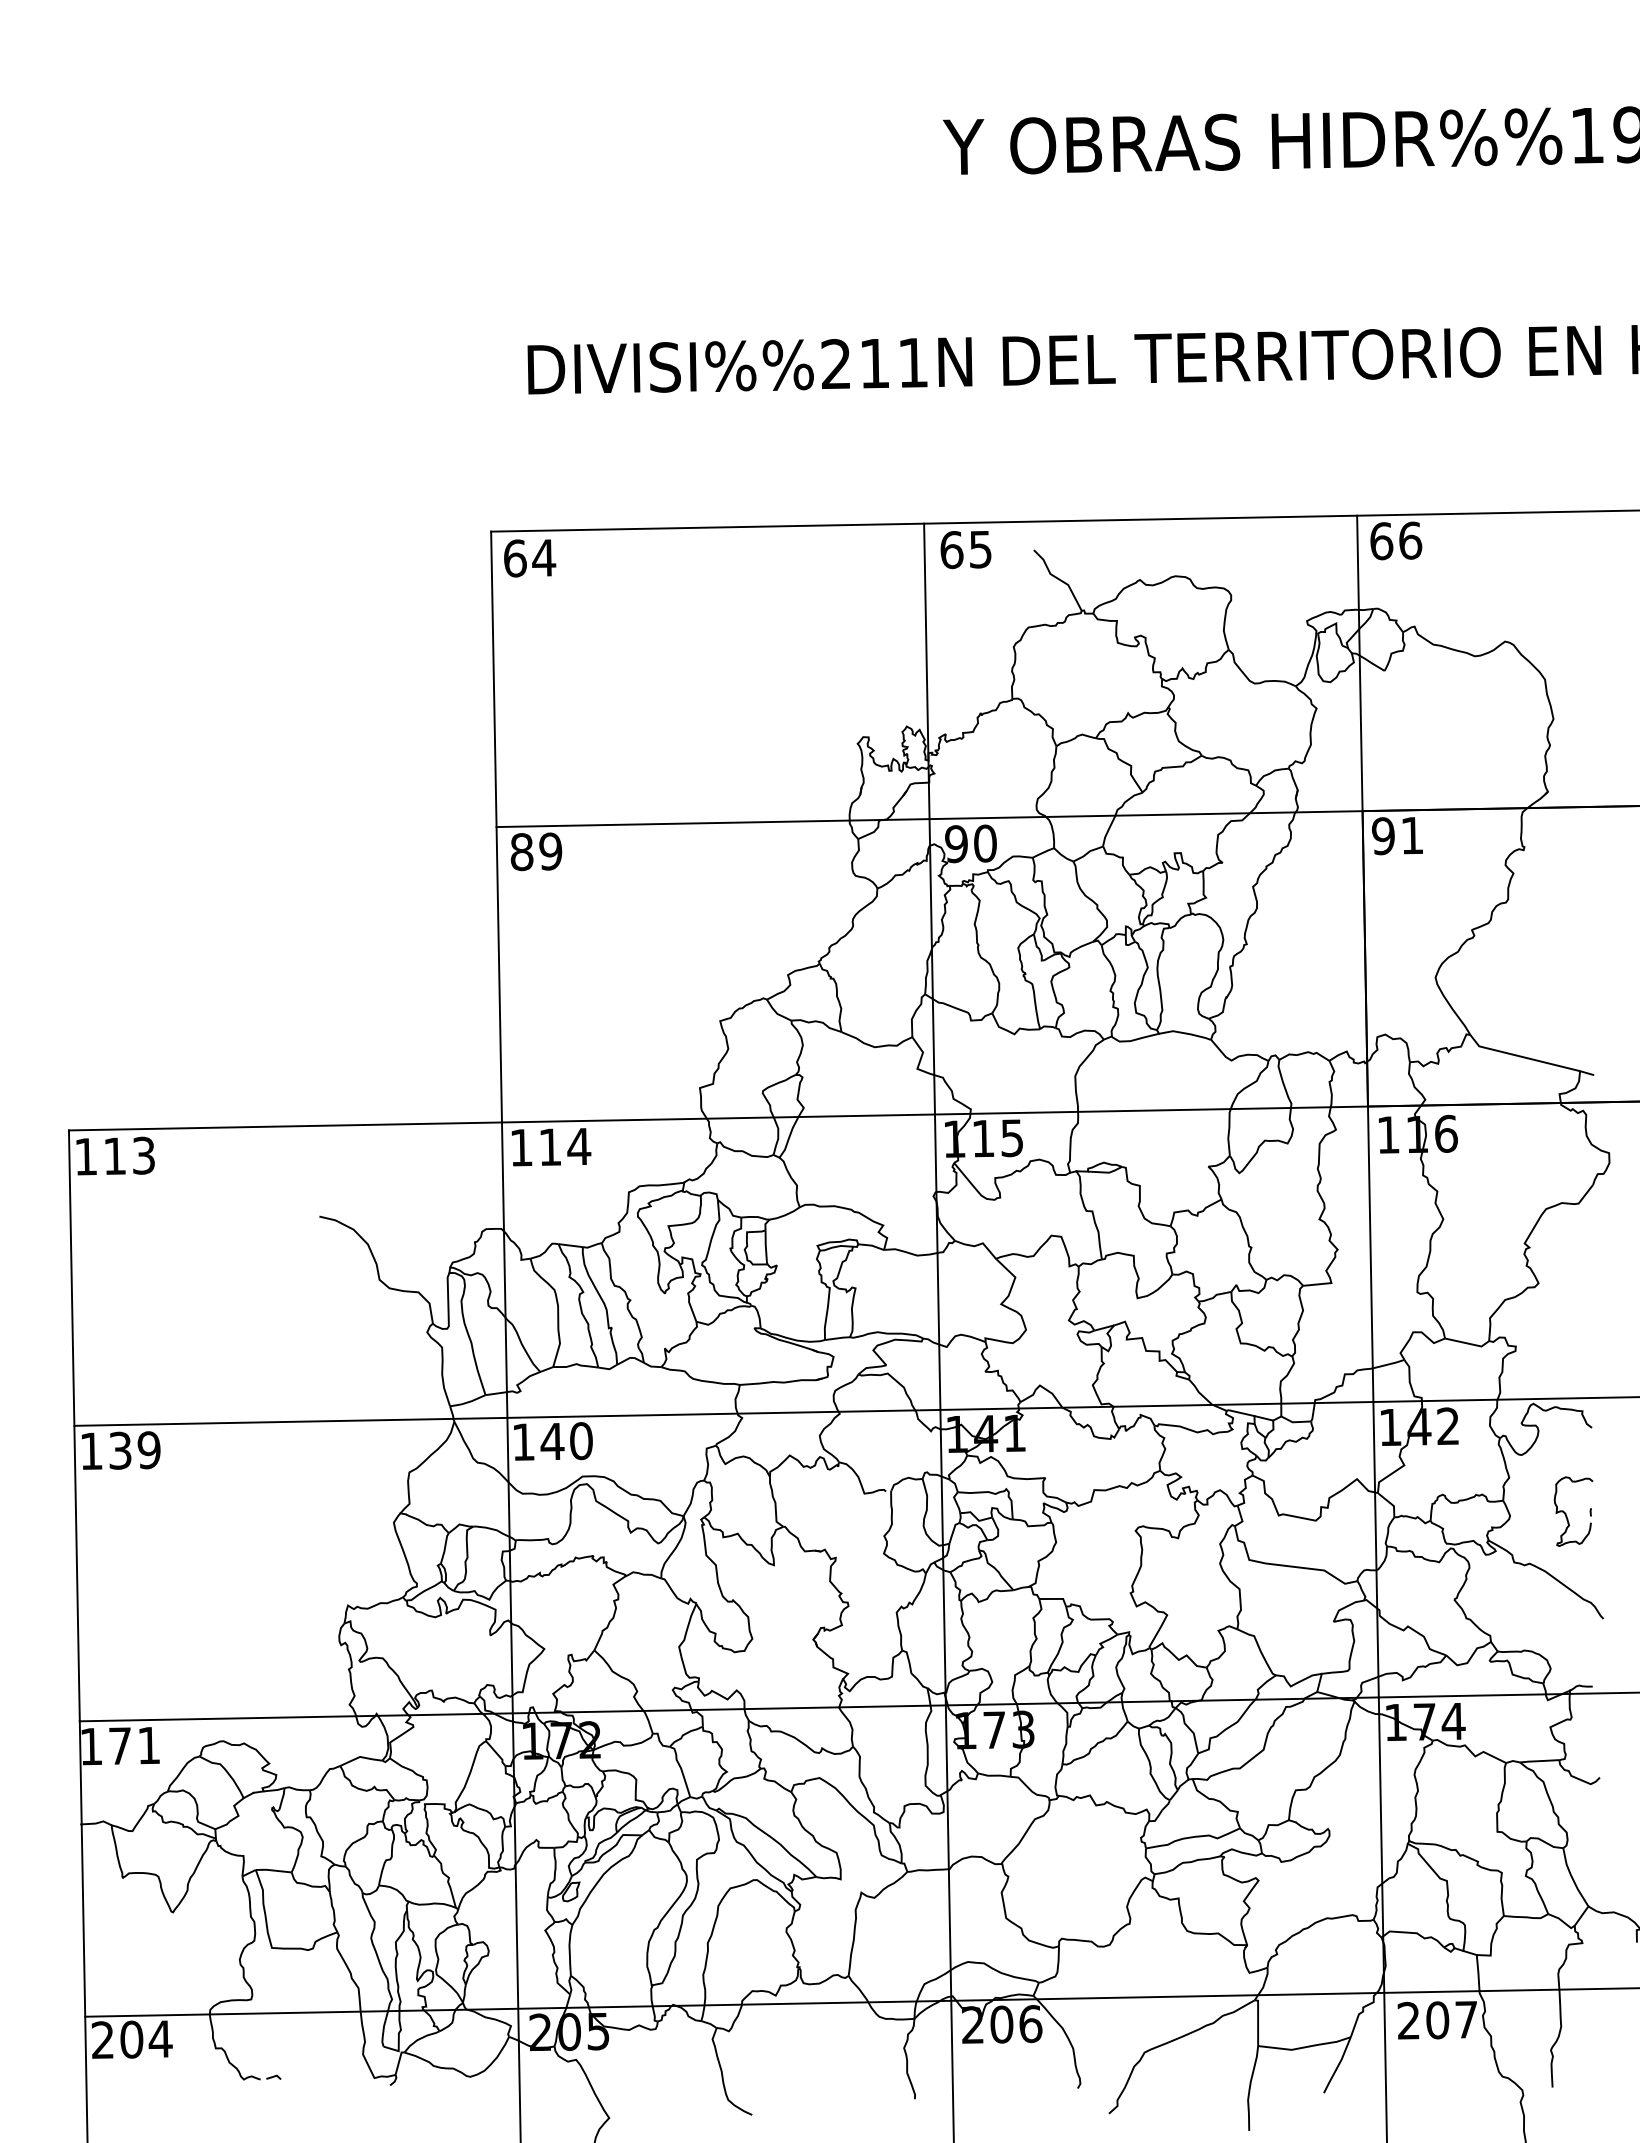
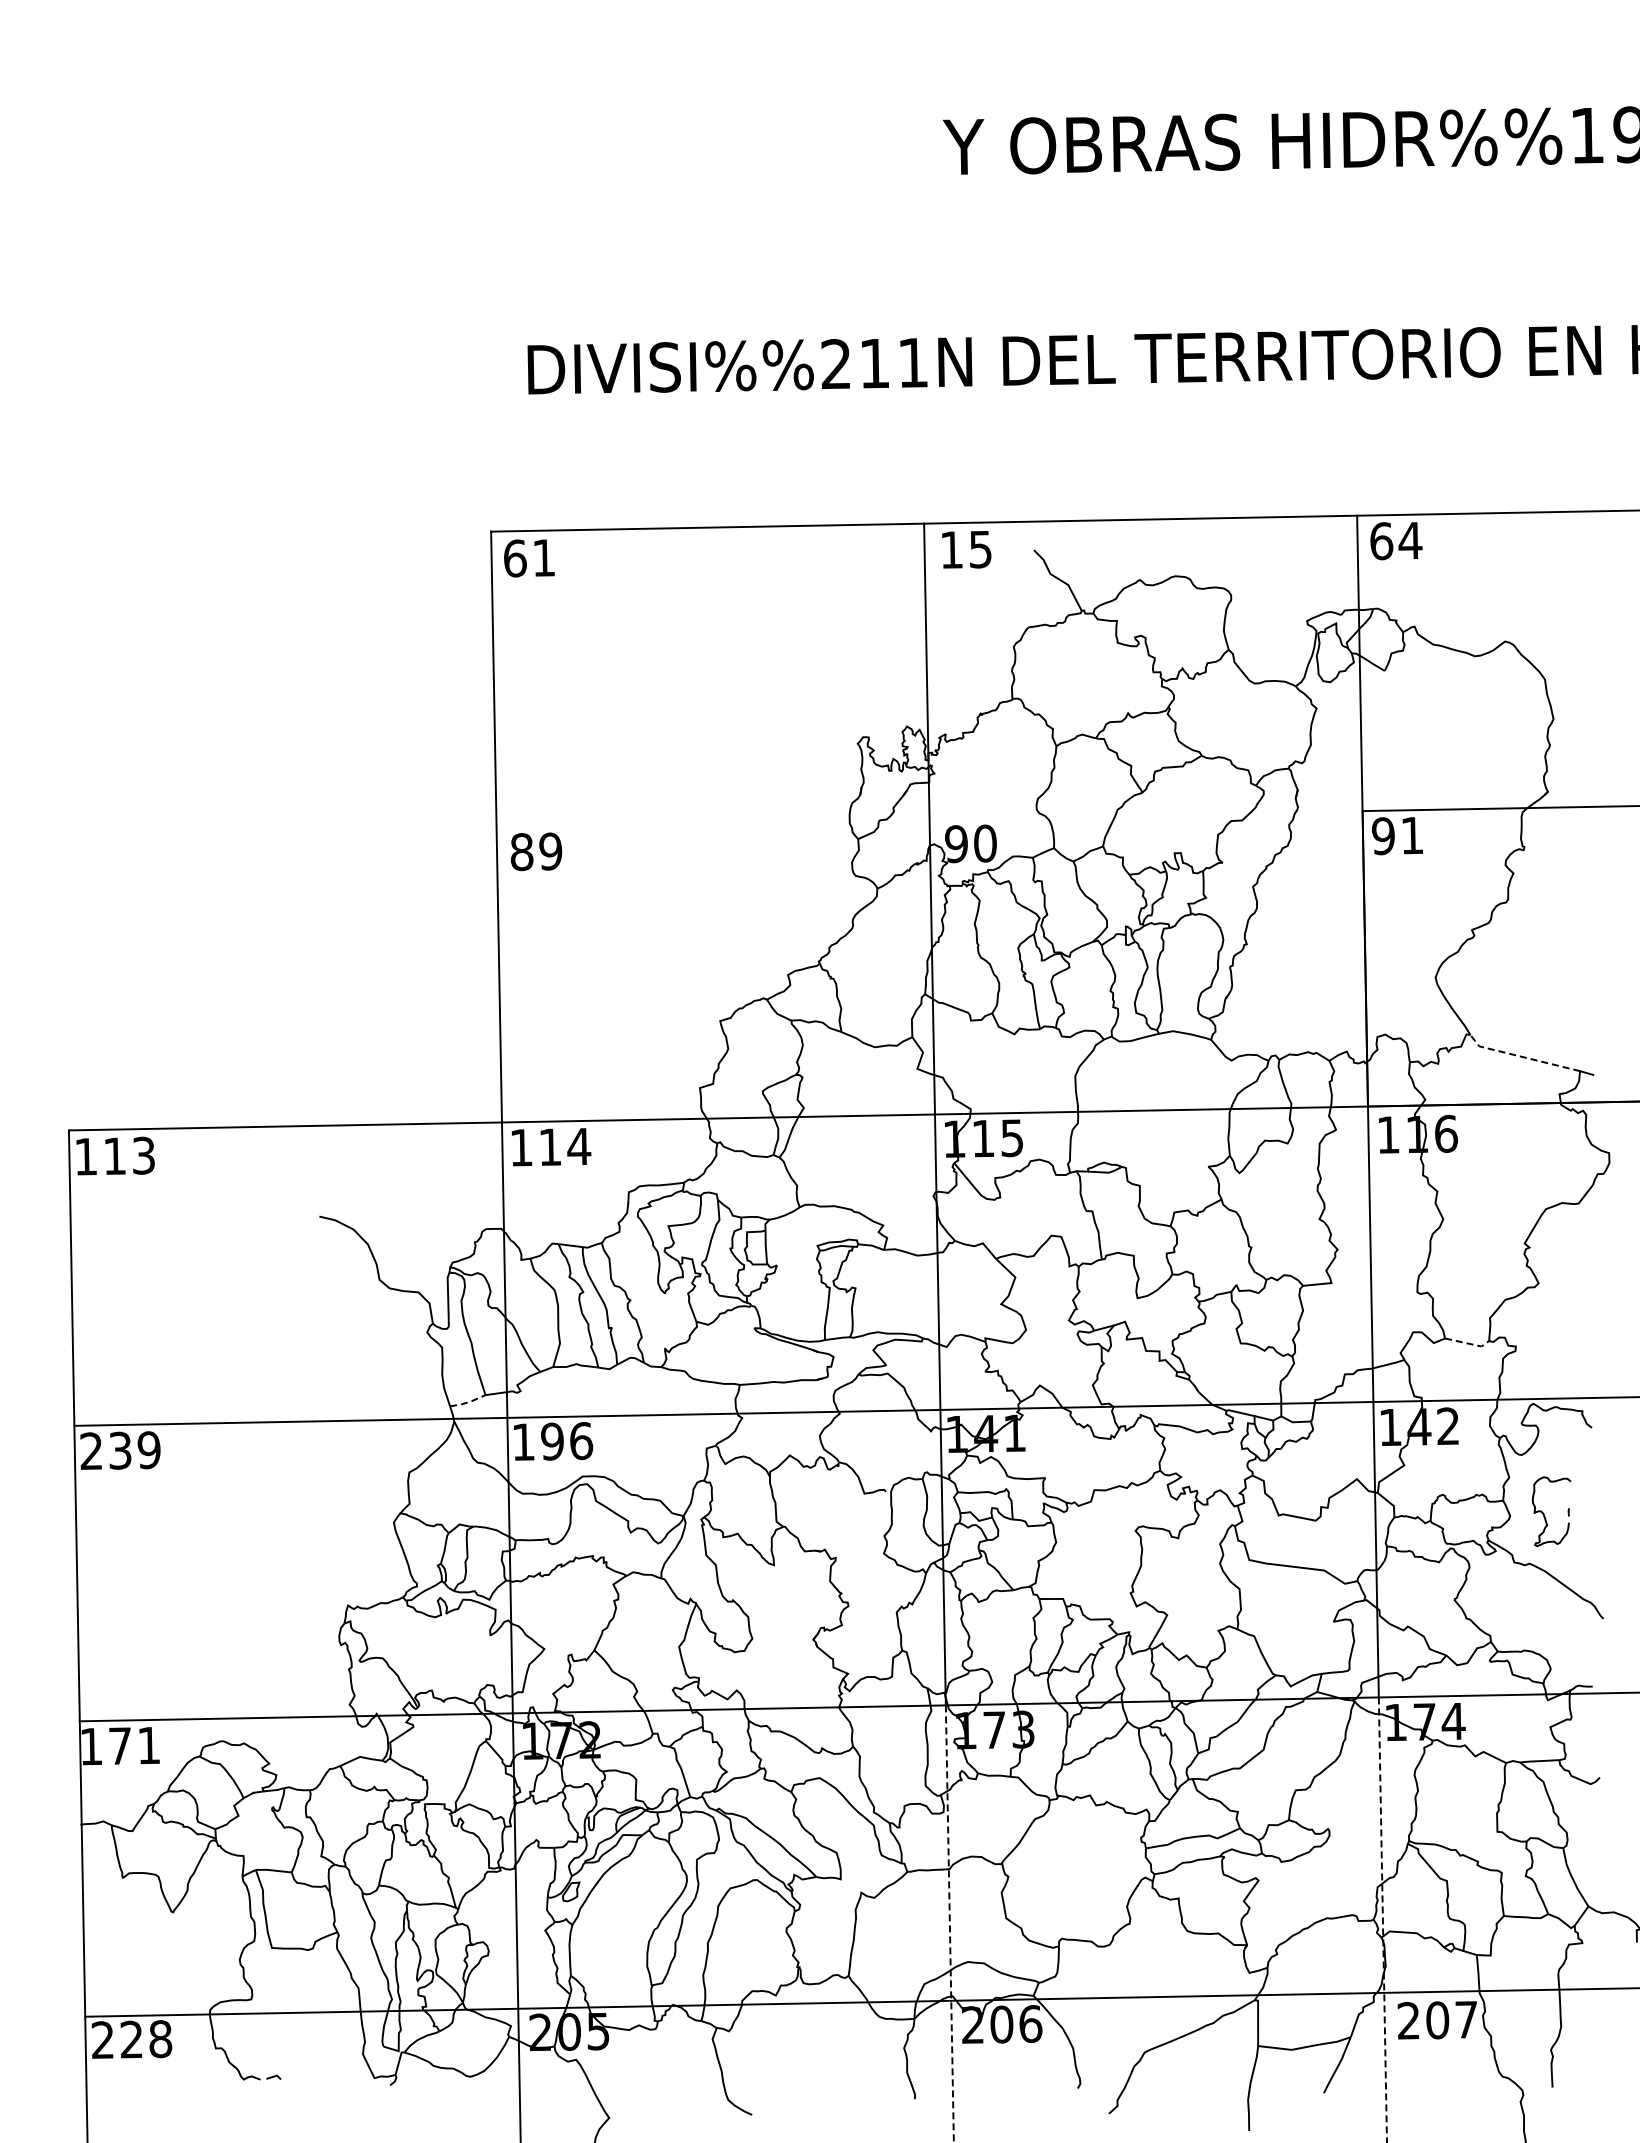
text: 66 -> 64 (1410, 540)
text: 65 -> 15 (951, 550)
text: 64 -> 61 (544, 557)
line: present -> none (1066, 816)
line: solid -> dashed (1521, 1056)
line: solid -> dashed (1469, 1343)
line: solid -> dashed (468, 1402)
text: 140 -> 196 (566, 1441)
text: 139 -> 239 (91, 1450)
part position: (1566, 1513) -> (1544, 1513) (1544, 1513)
line: solid -> dashed (1382, 1920)
line: solid -> dashed (949, 1924)
text: 204 -> 228 (146, 2039)
